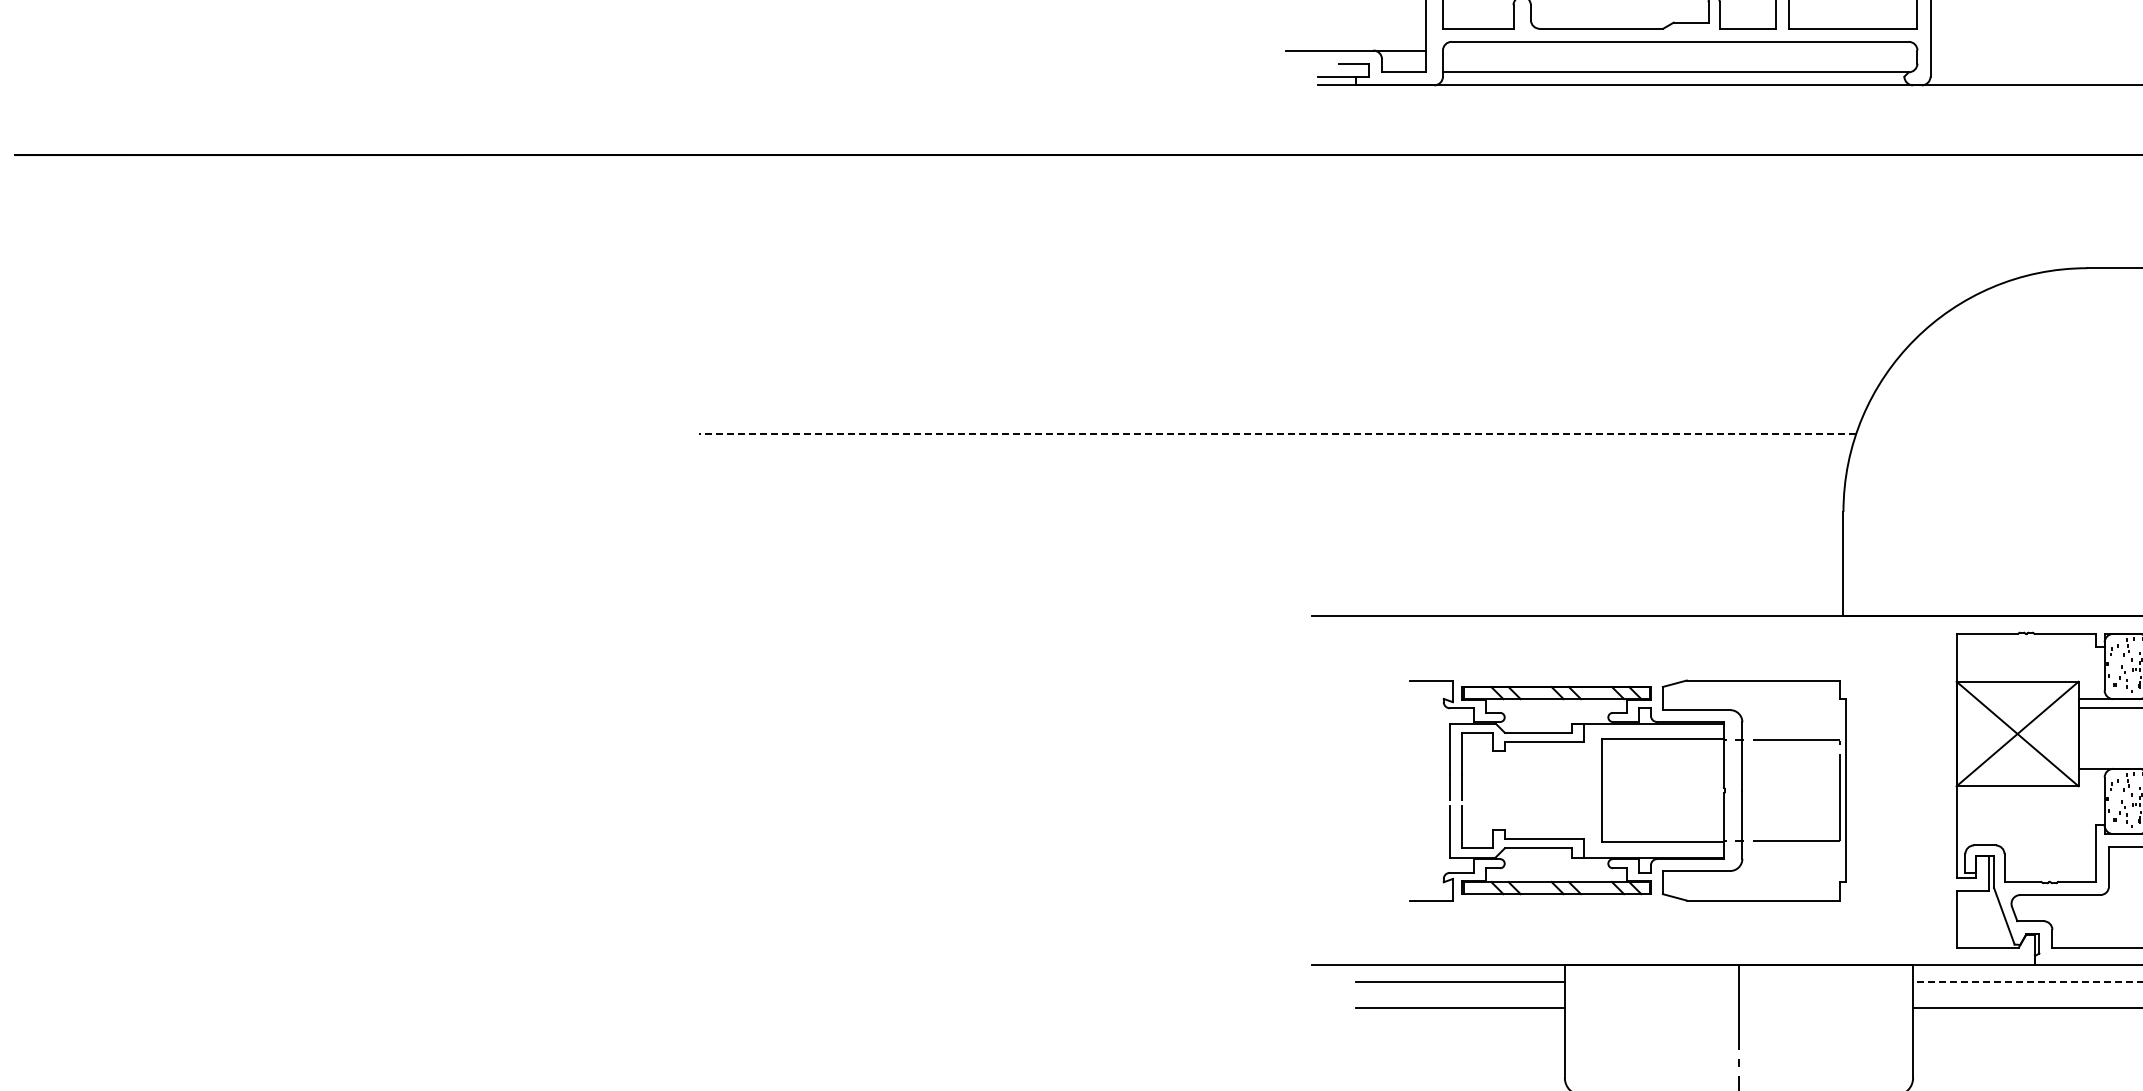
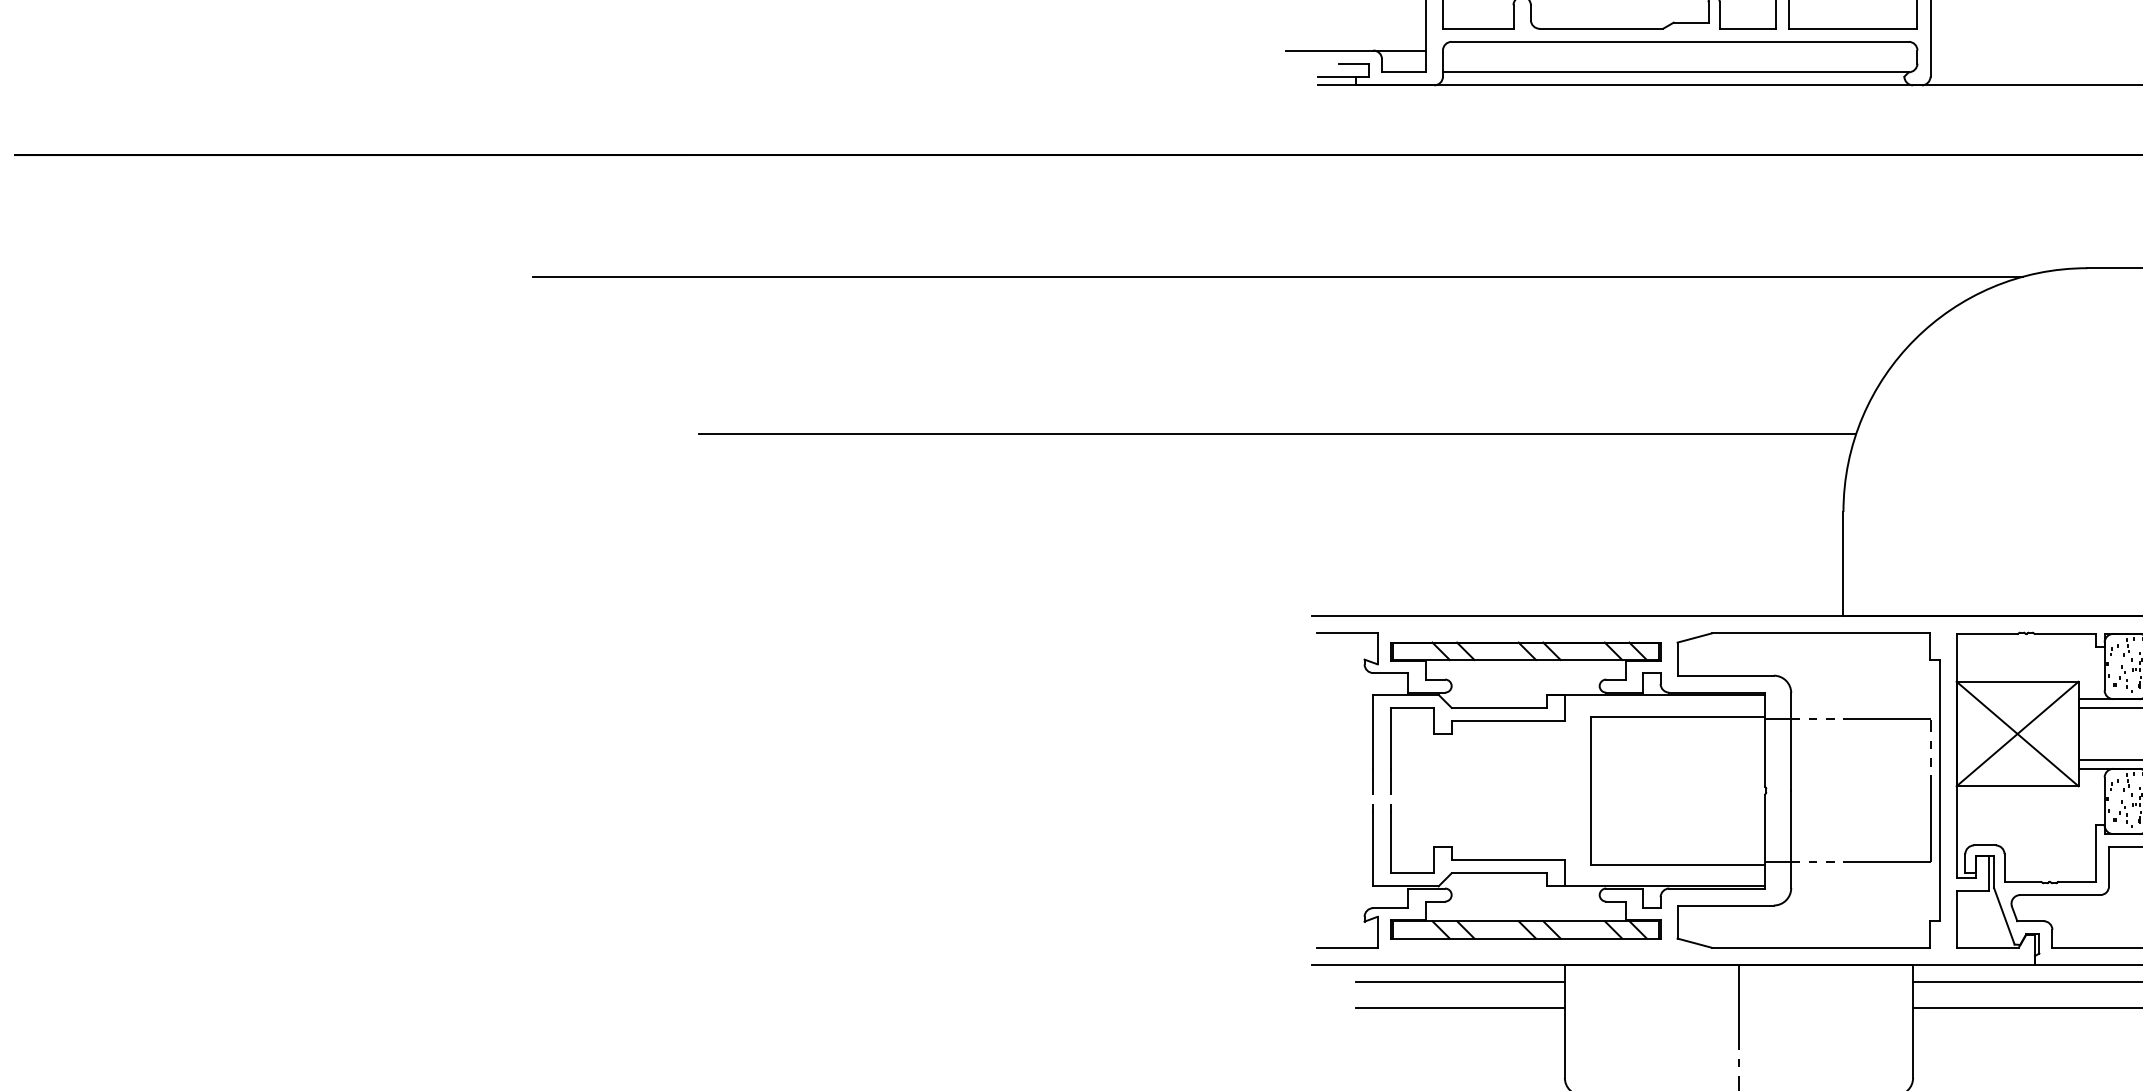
line: none -> present (1277, 277)
line: dashed -> solid (1277, 433)
line: none -> present (2108, 760)
part size: 438x223 px -> 625x317 px (1628, 790)
line: dashed -> solid (2027, 982)
